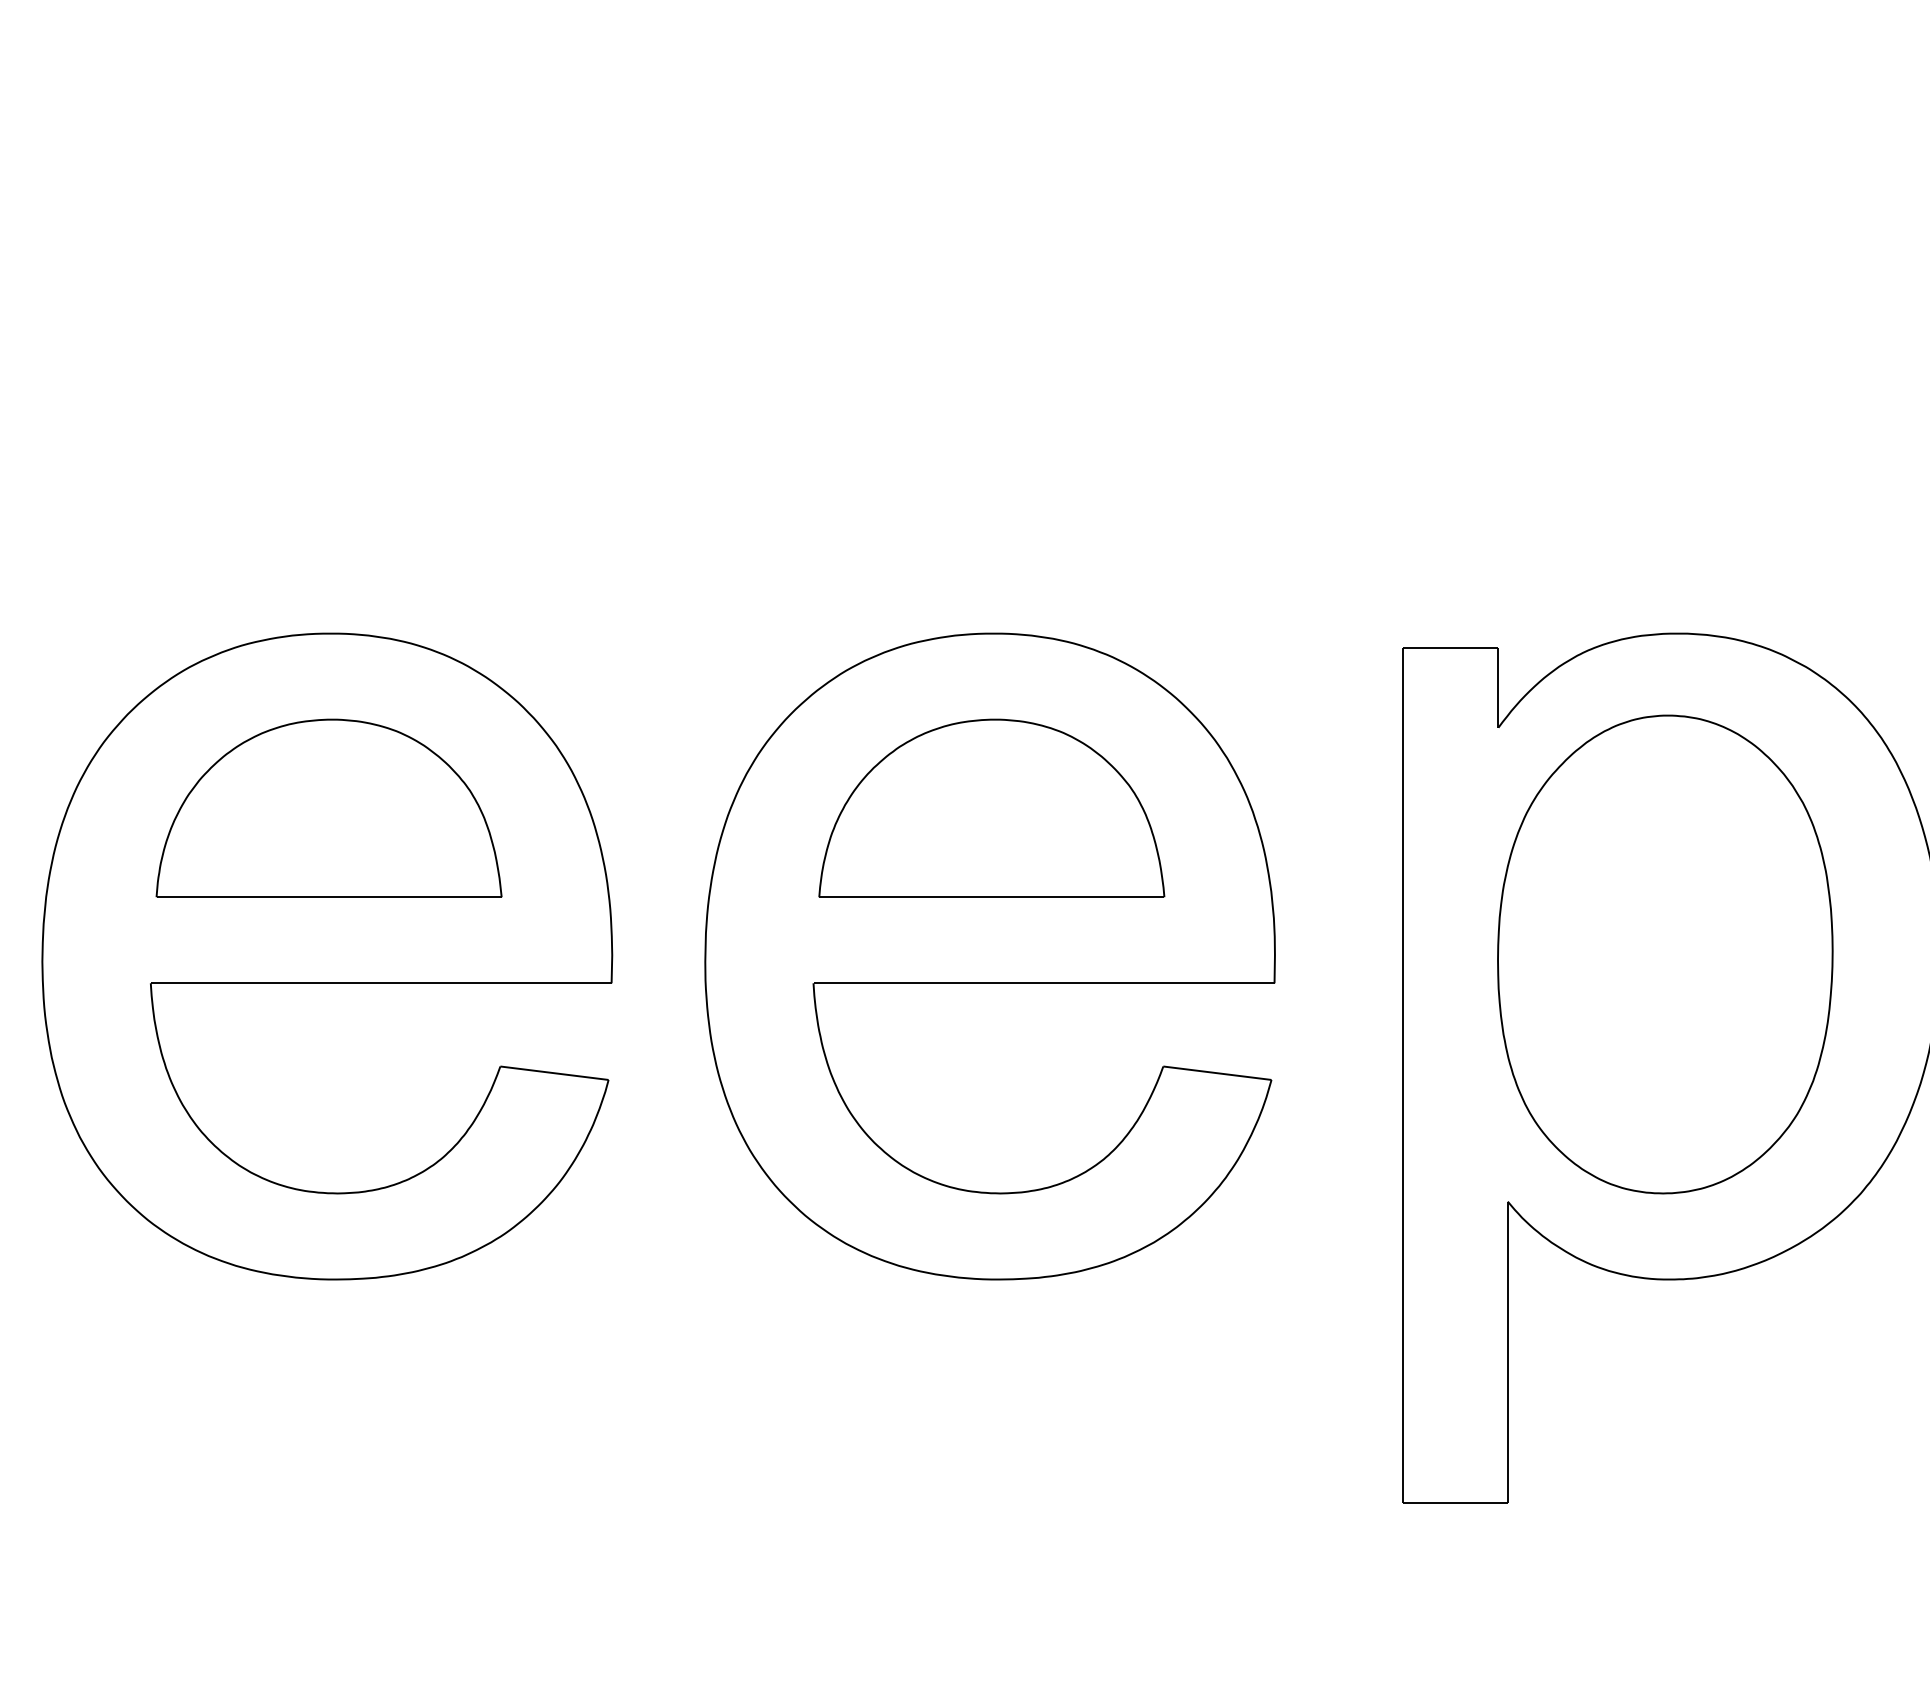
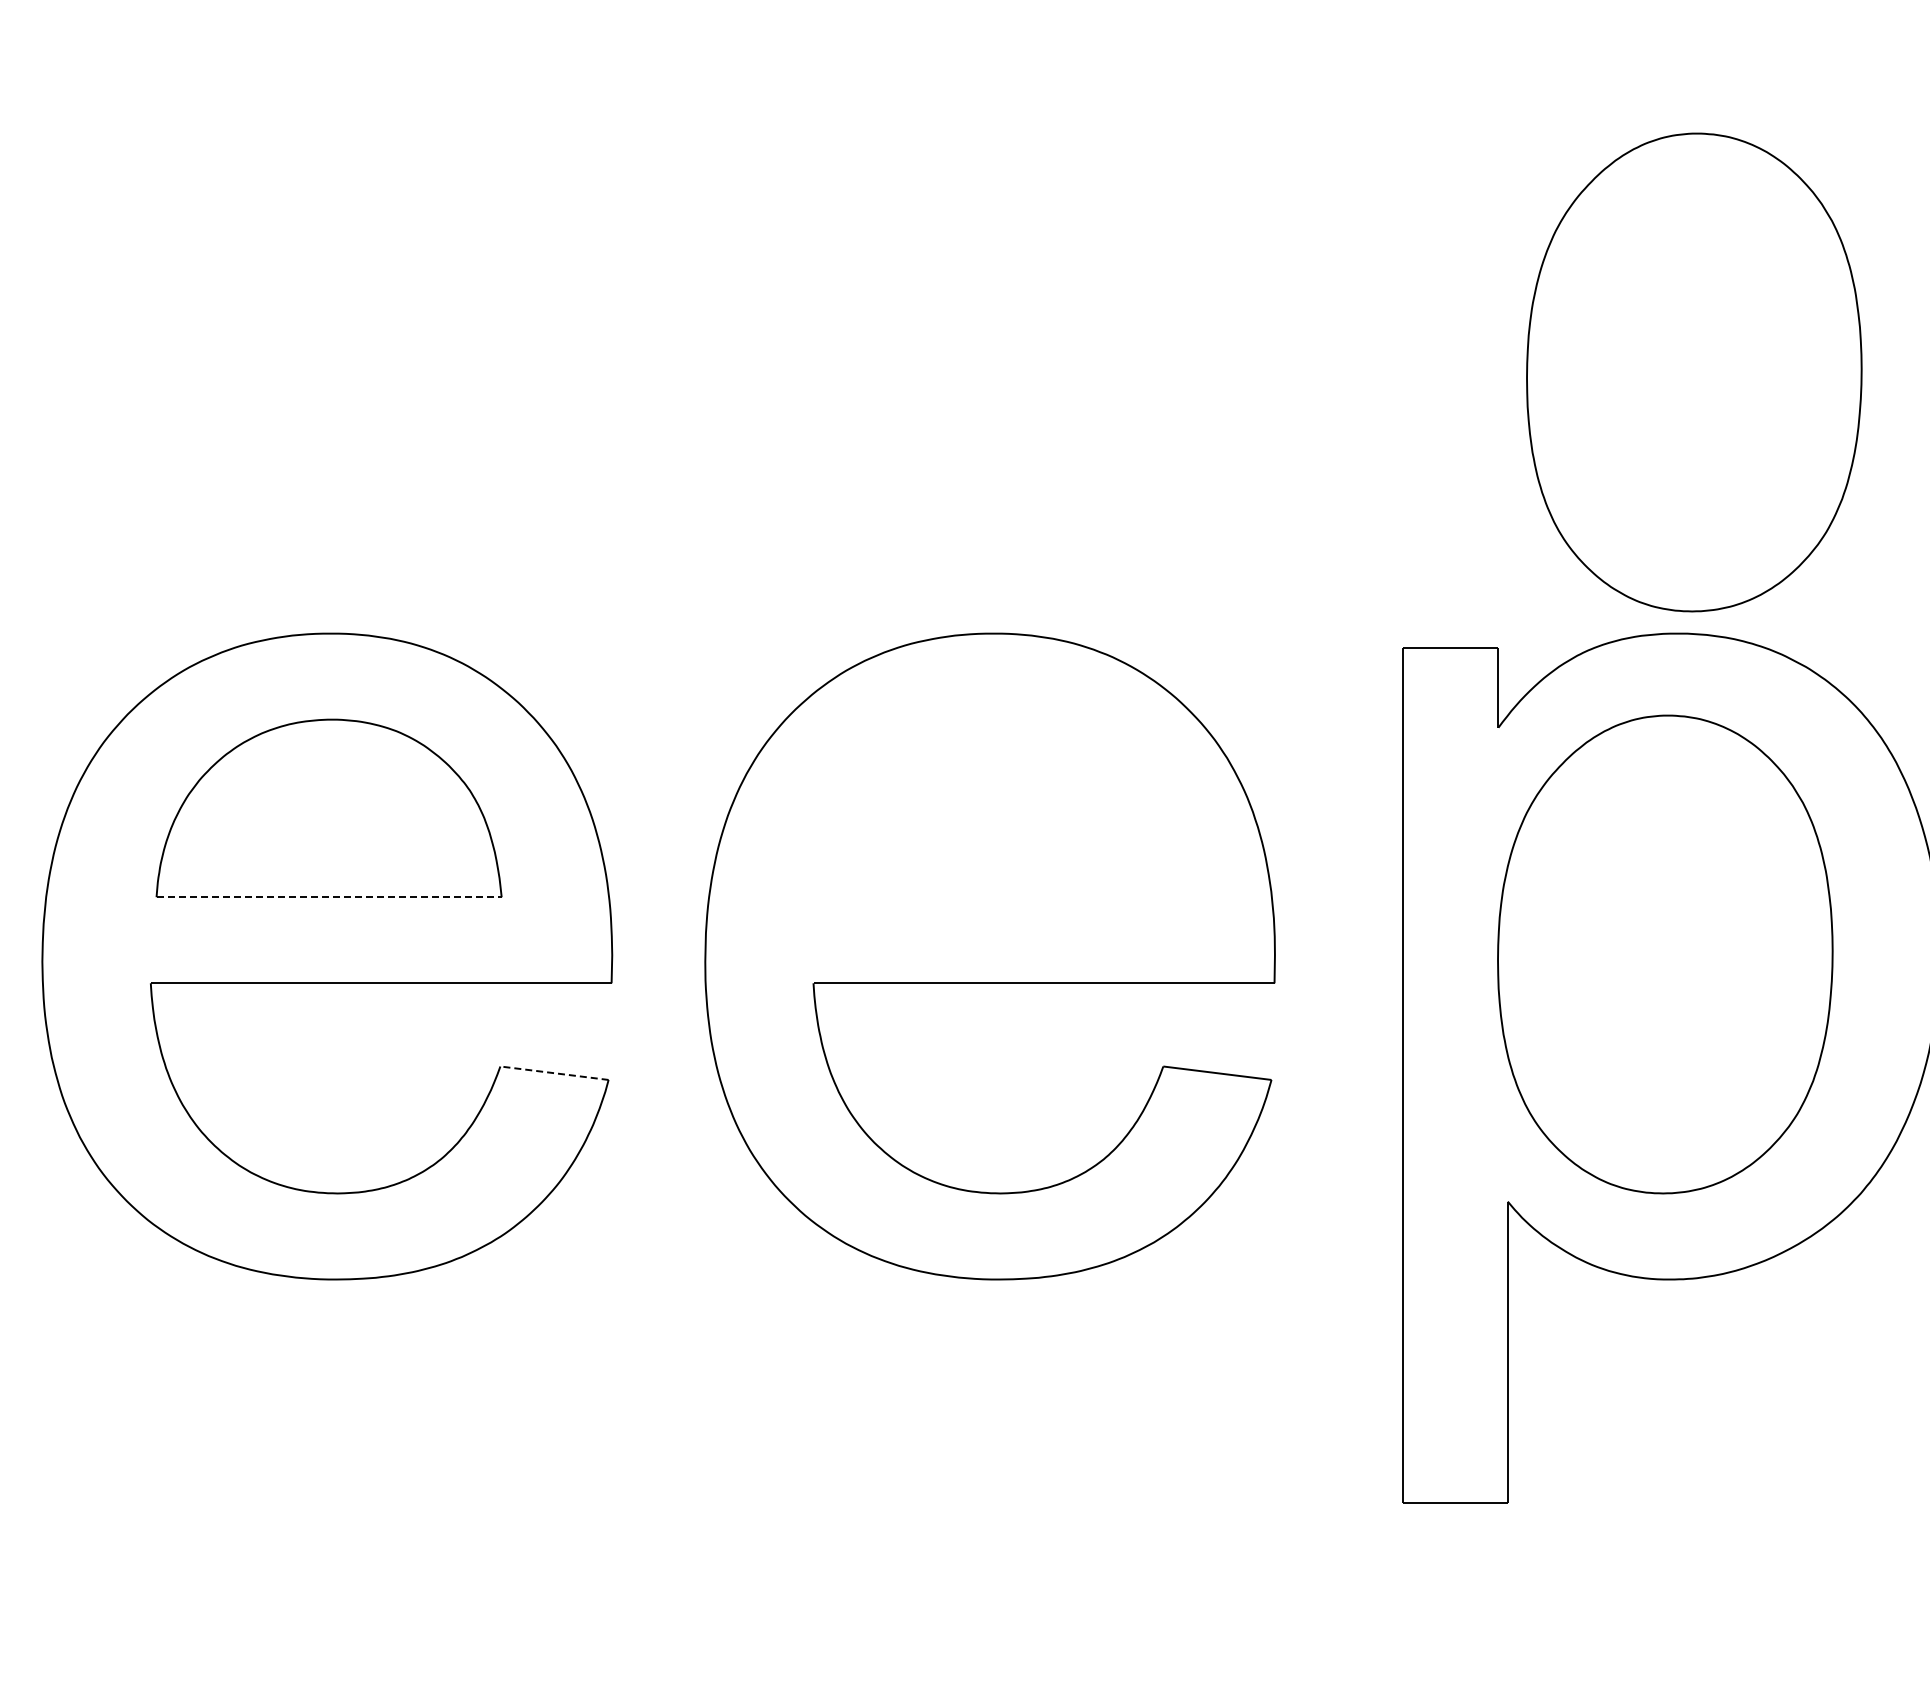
part: none -> present (1694, 372)
part: present -> none (991, 807)
line: solid -> dashed (329, 897)
line: solid -> dashed (554, 1073)
